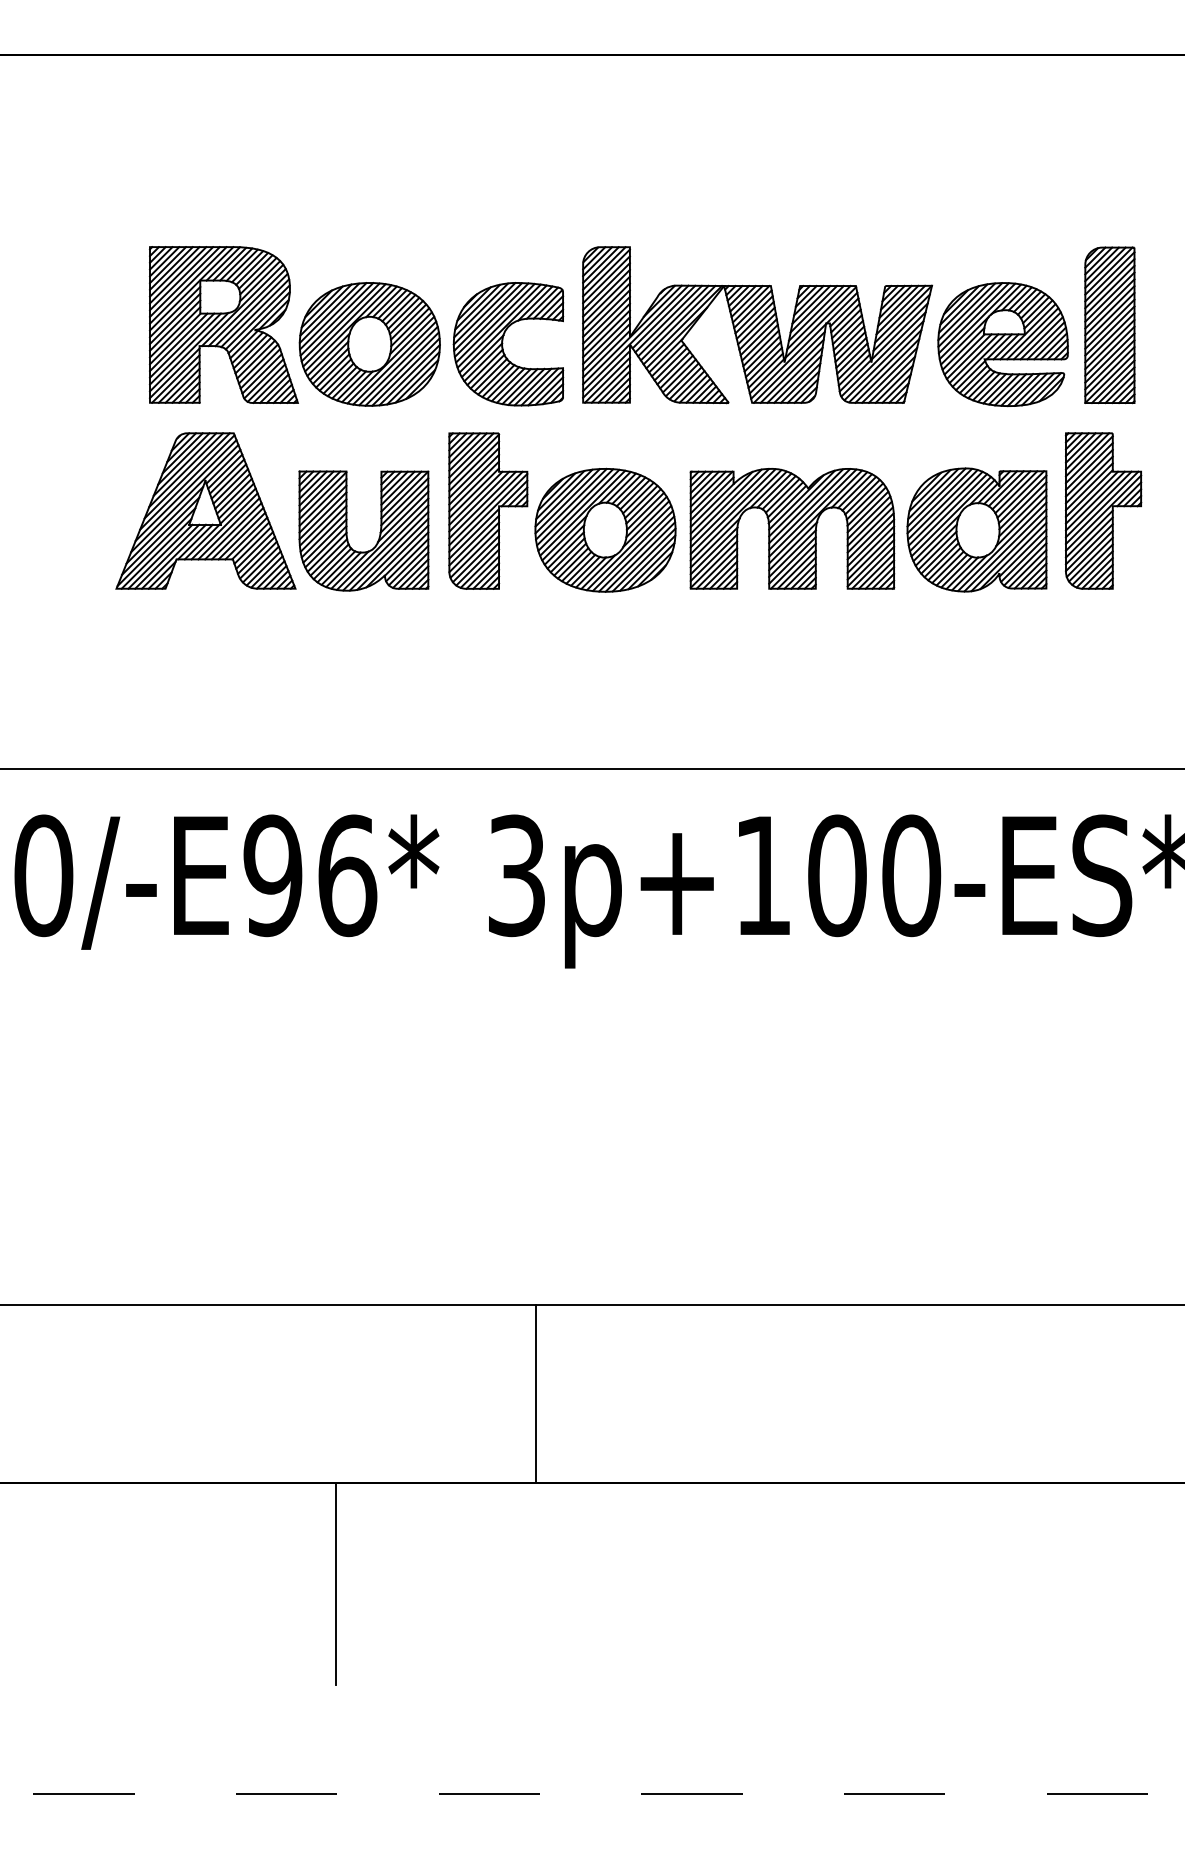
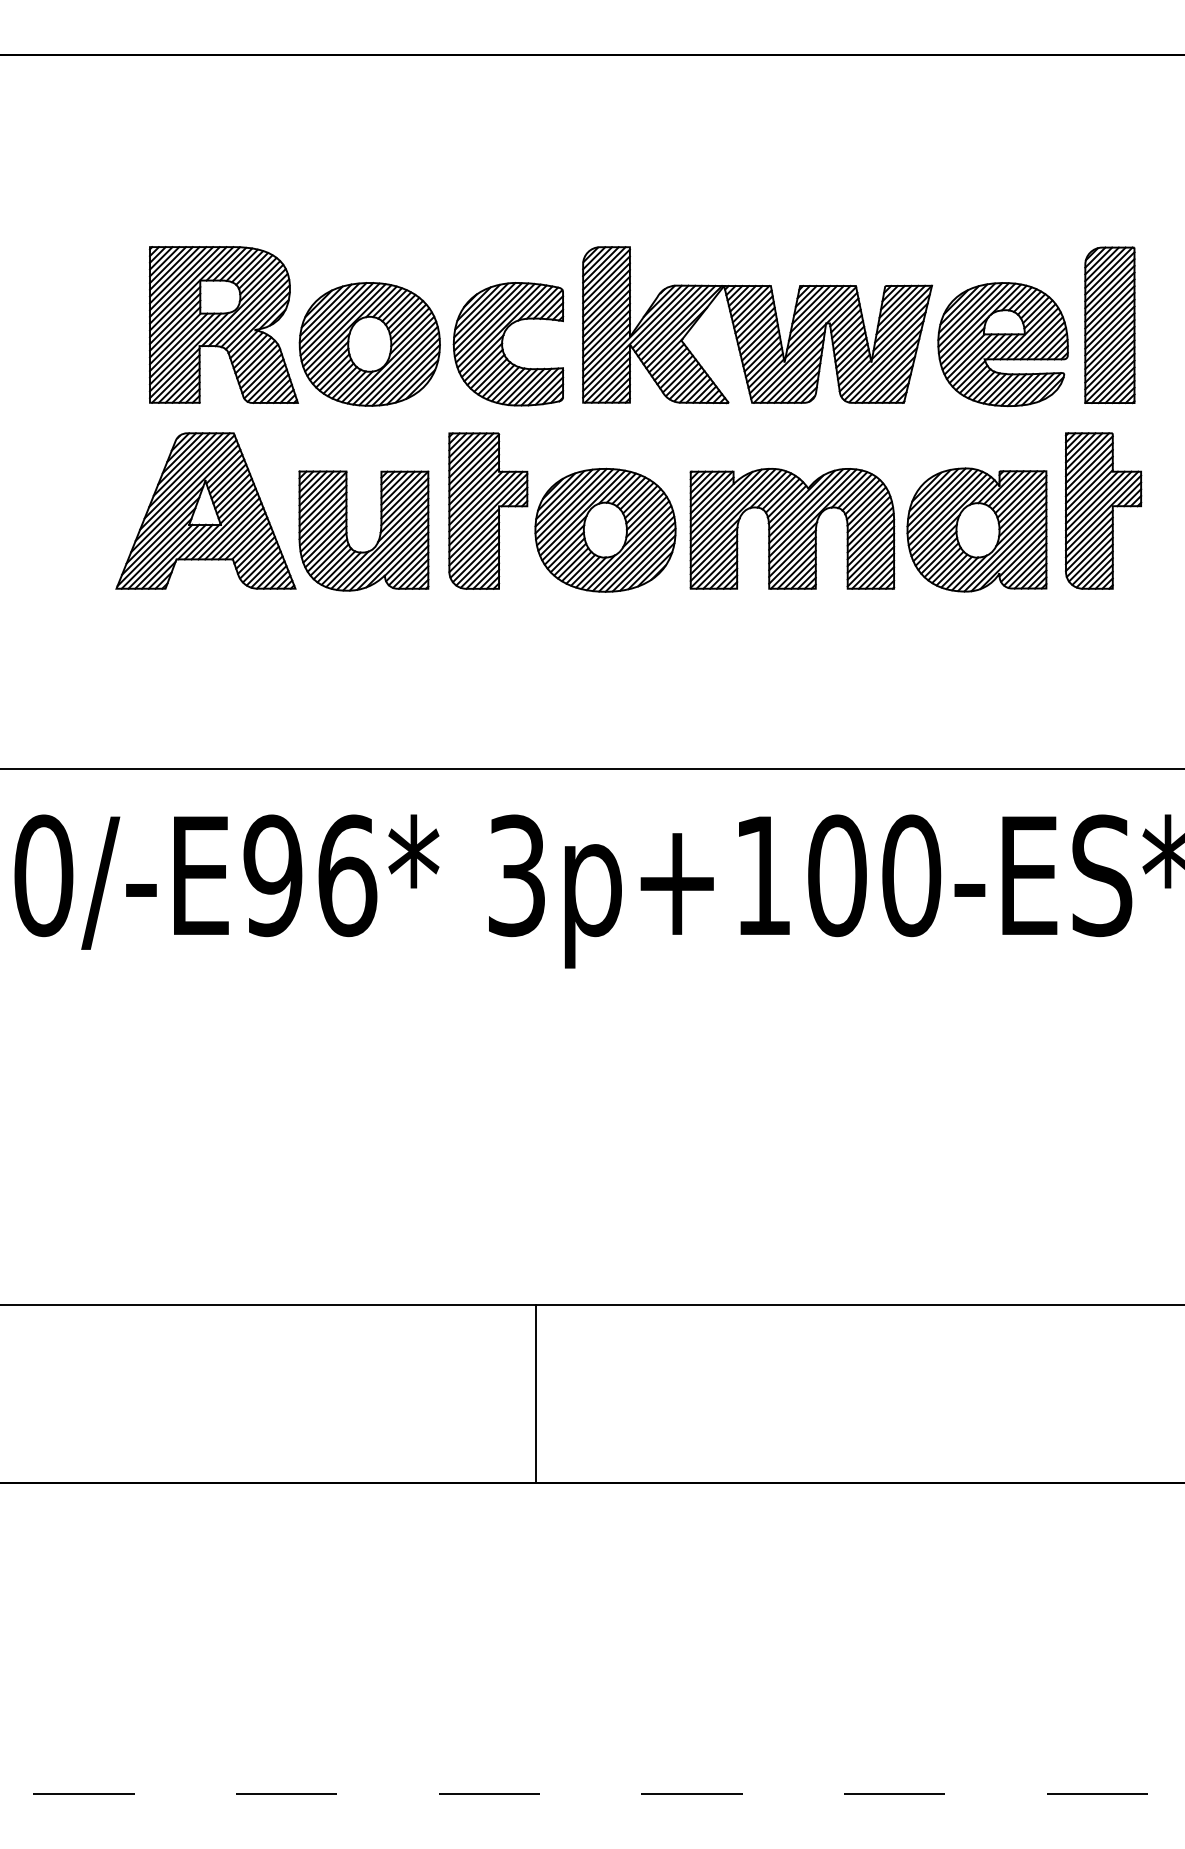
line: present -> none (335, 1583)
